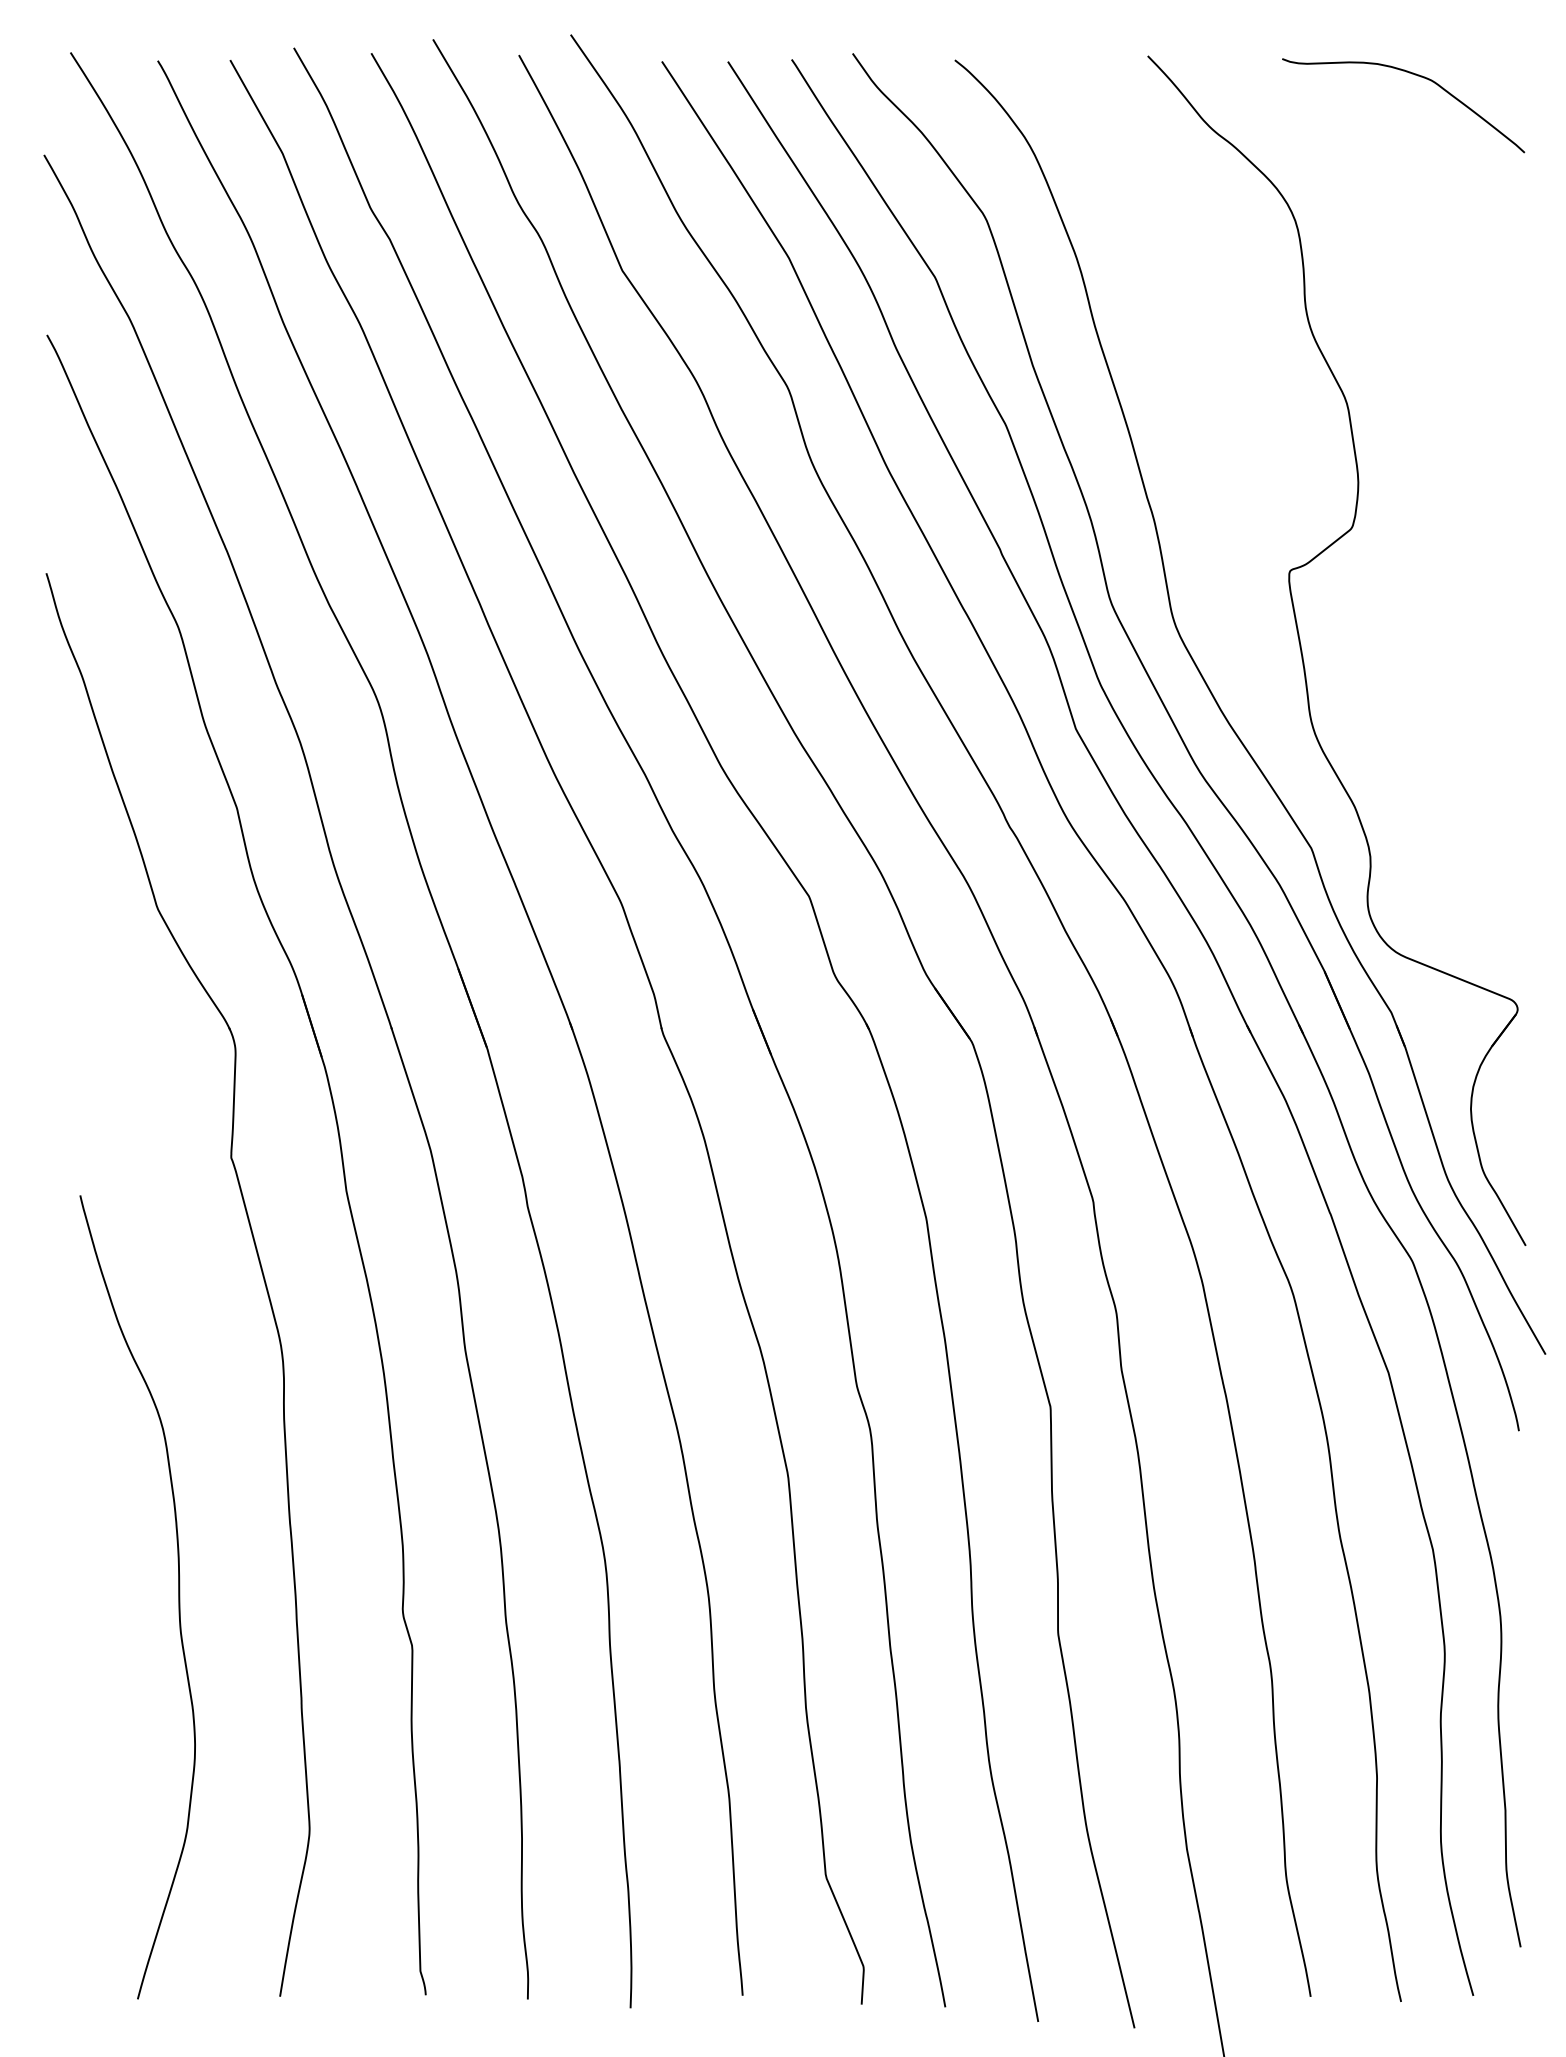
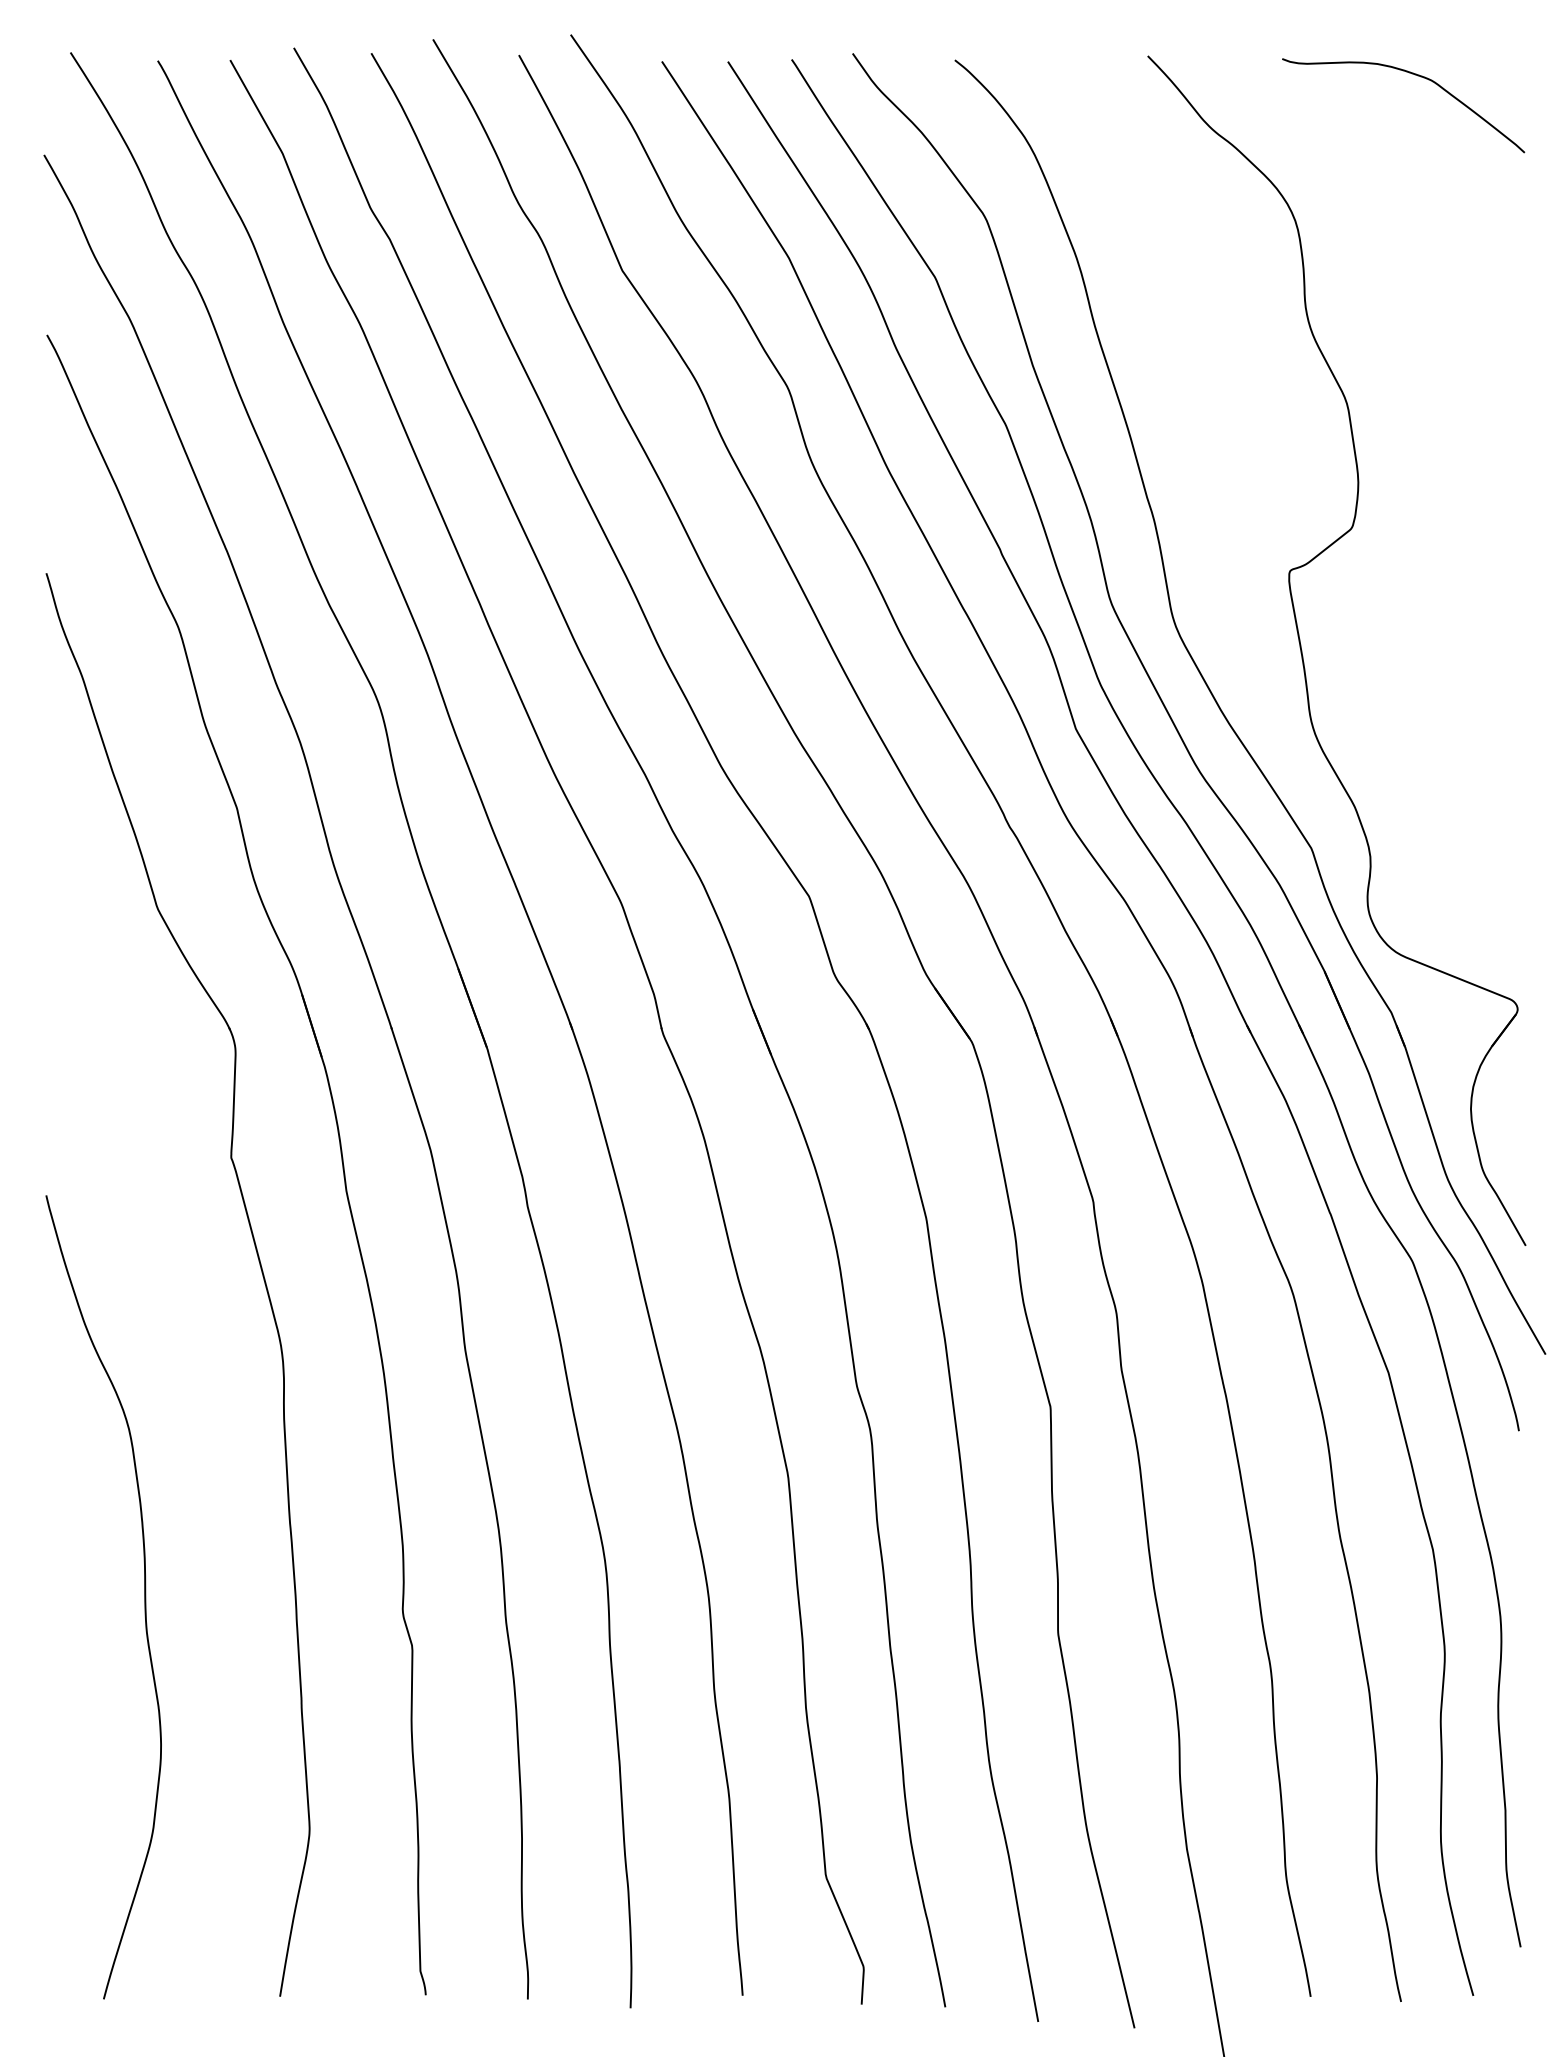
curve position: (178, 1597) -> (144, 1597) (144, 1597)
